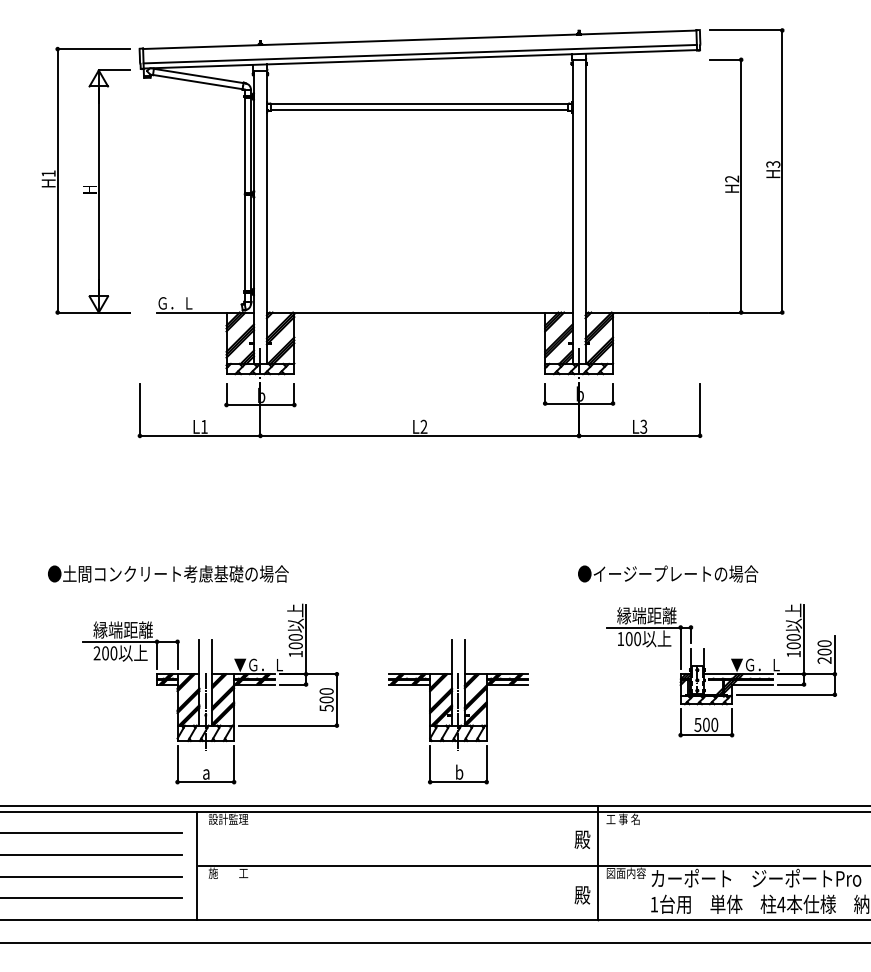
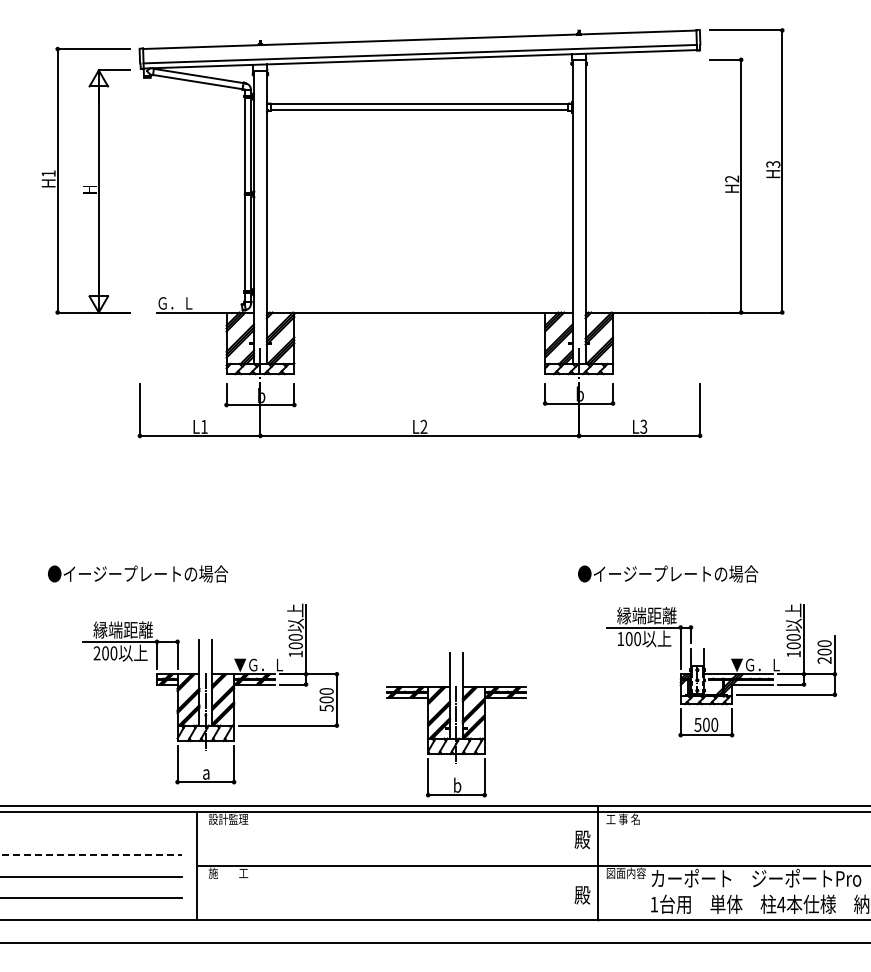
text: ●土間コンクリート考慮基礎の場合 -> ●イージープレートの場合 (175, 573)
part position: (458, 711) -> (456, 724) (456, 724)
line: present -> none (91, 833)
line: solid -> dashed (91, 854)
